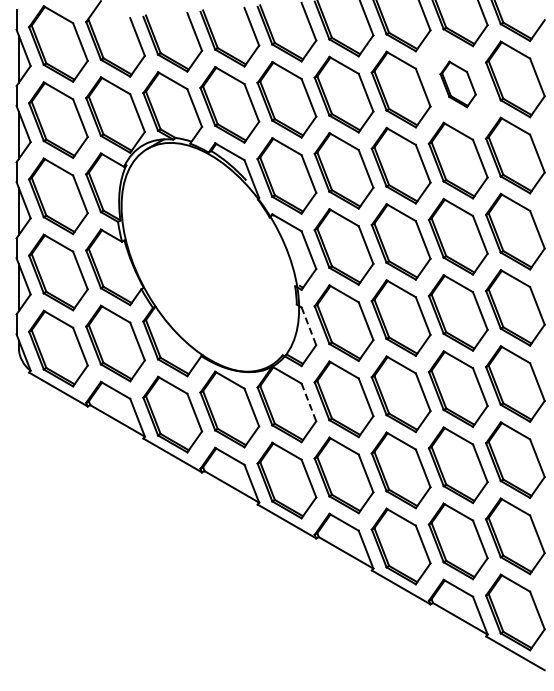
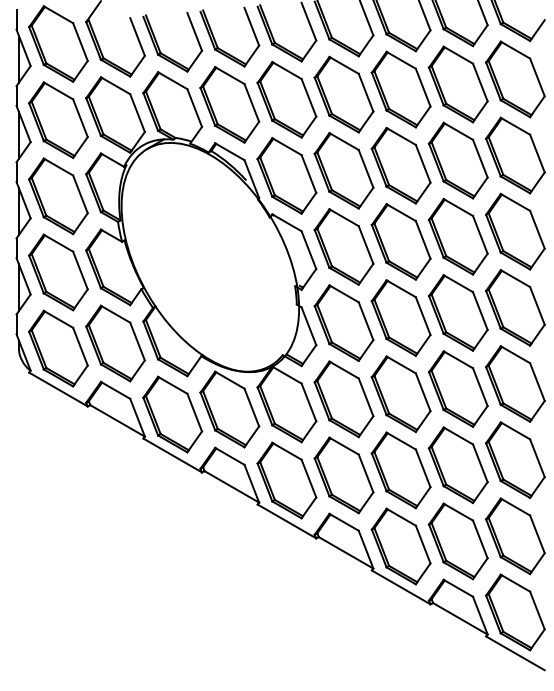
part size: 38x49 px -> 62x79 px (457, 84)
line: dashed -> solid (309, 326)
line: dashed -> solid (309, 402)
